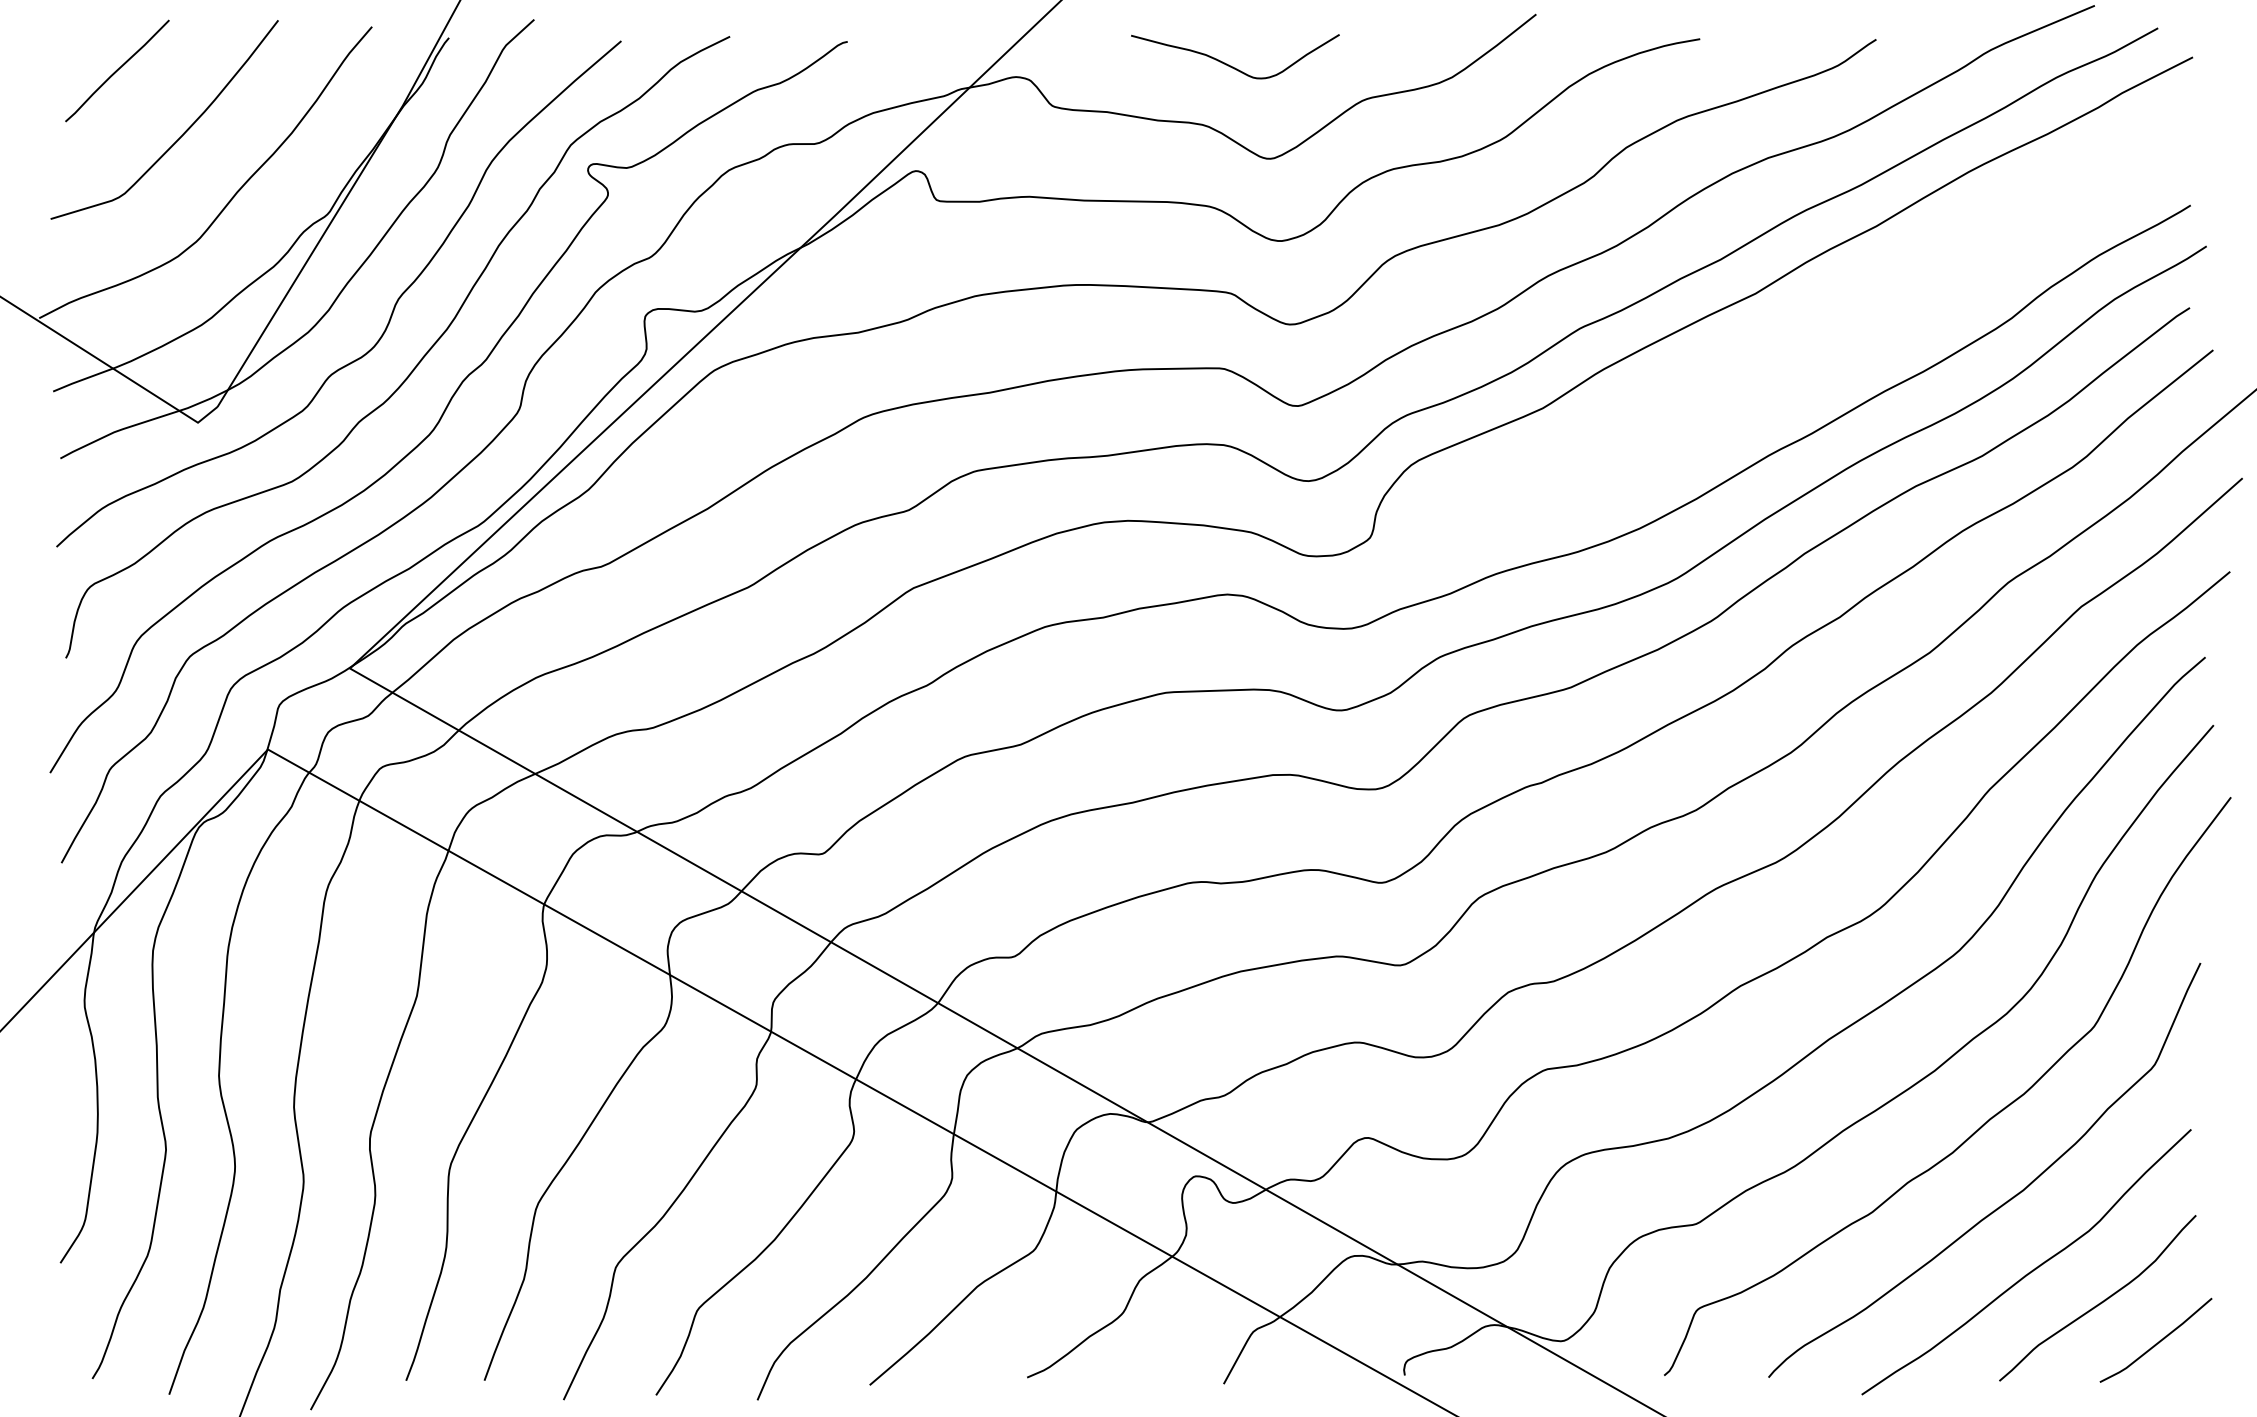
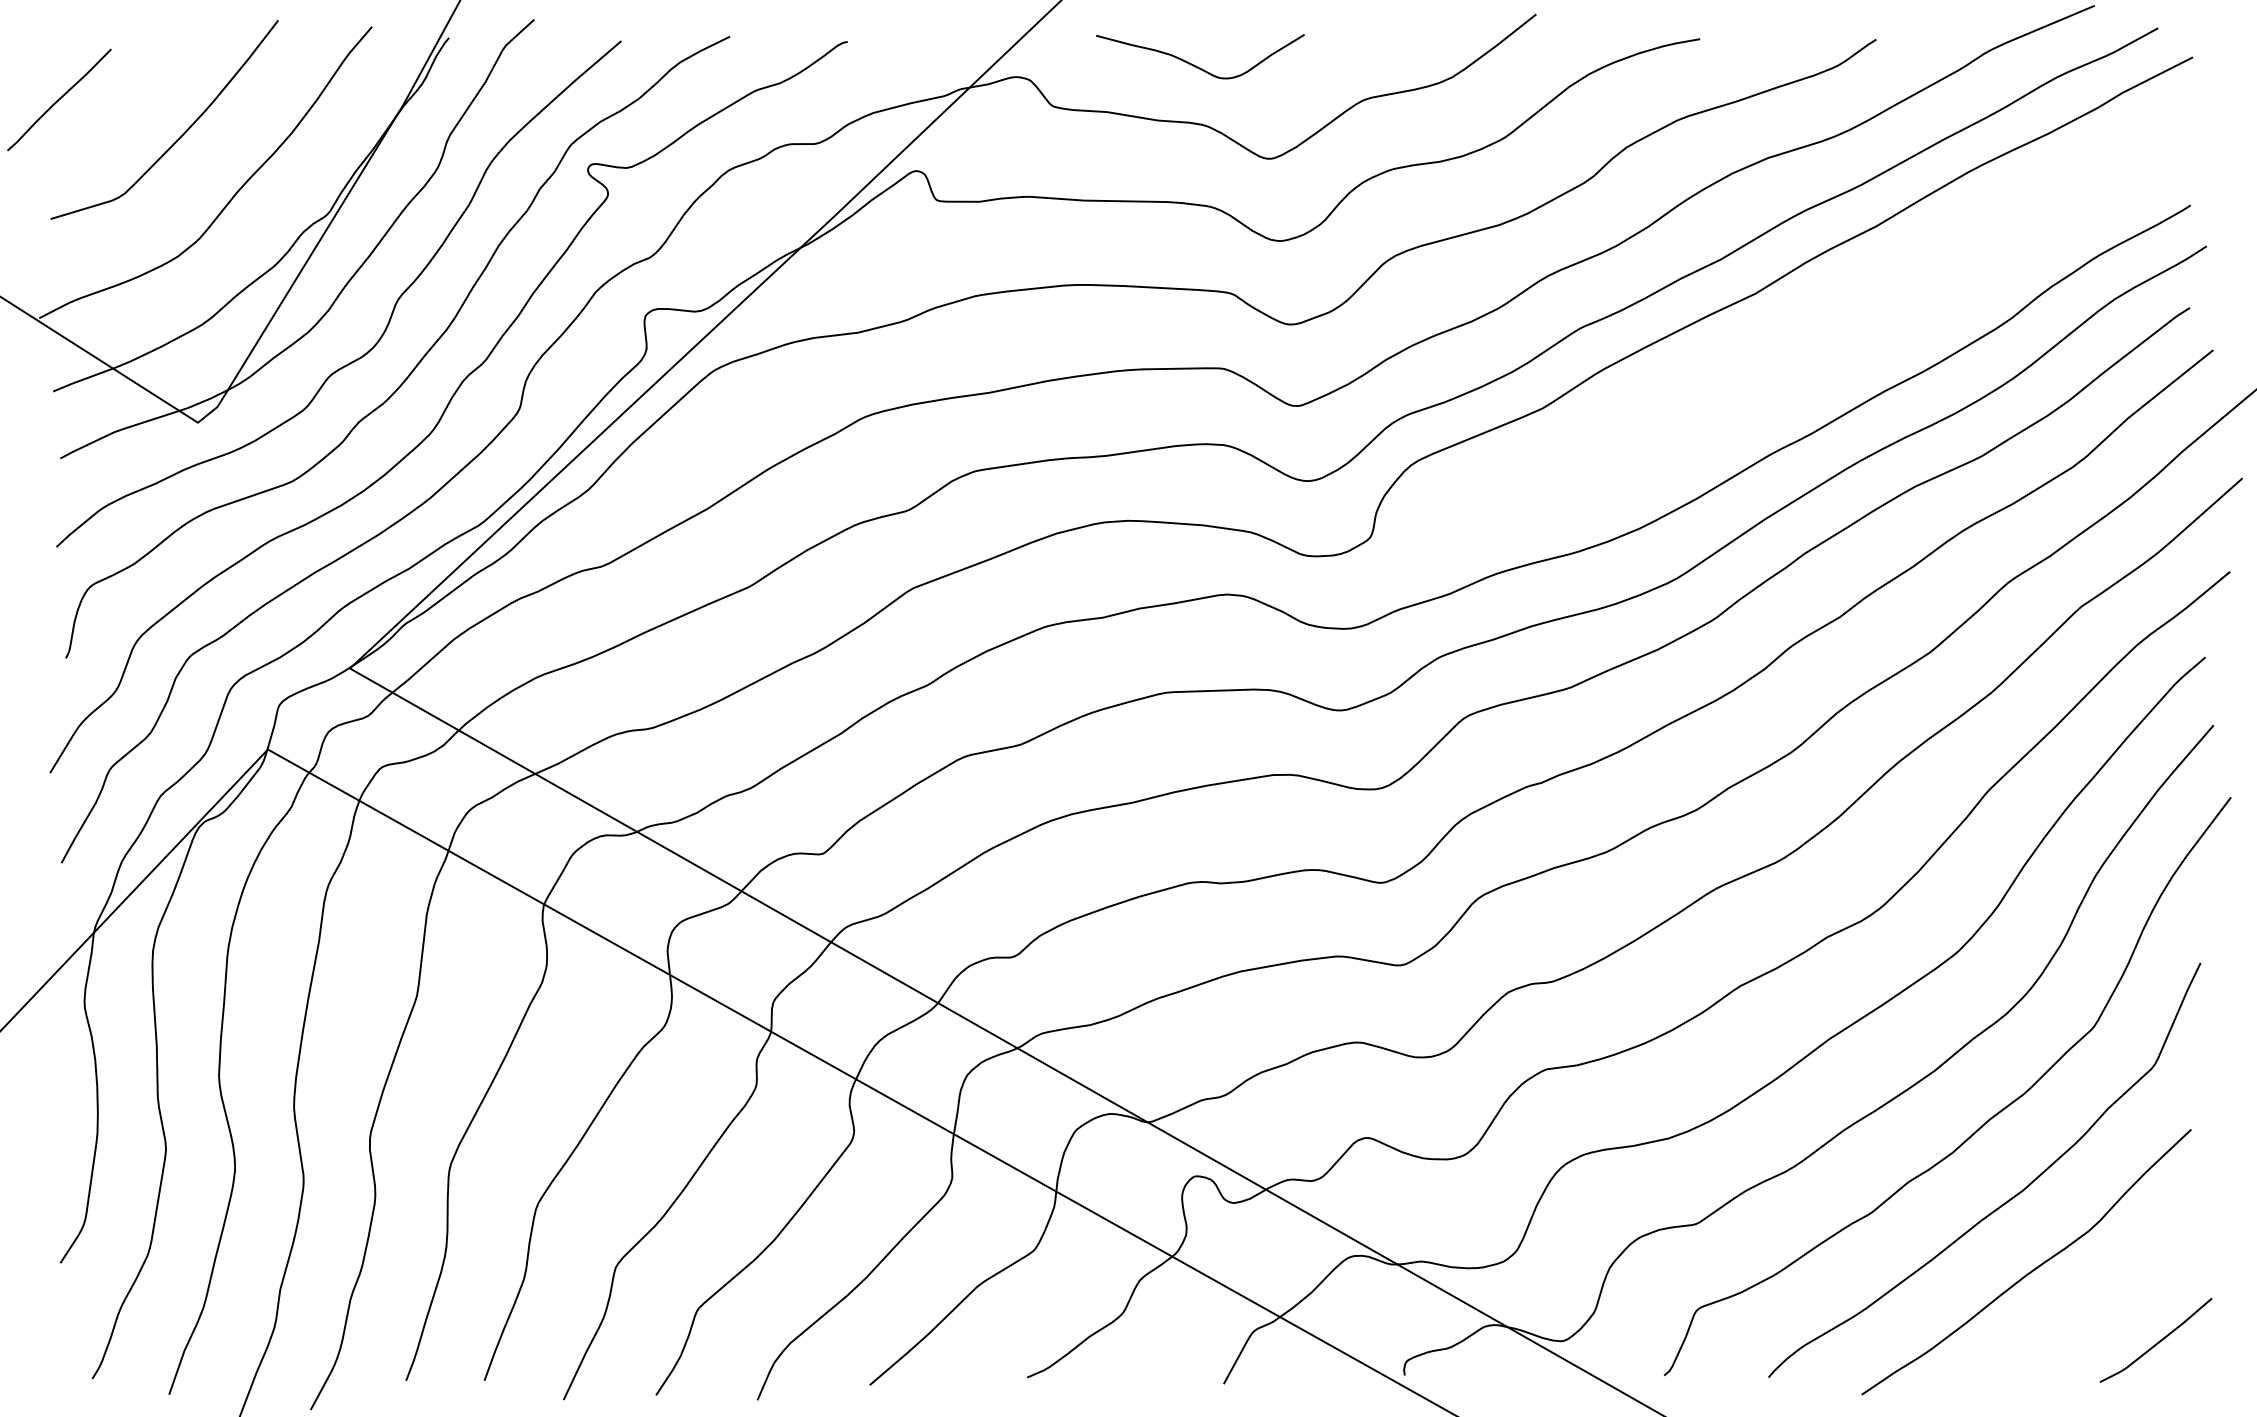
curve position: (1231, 65) -> (1196, 65) (1196, 65)
curve position: (117, 70) -> (59, 99) (59, 99)
curve: present -> none (2101, 1301)
